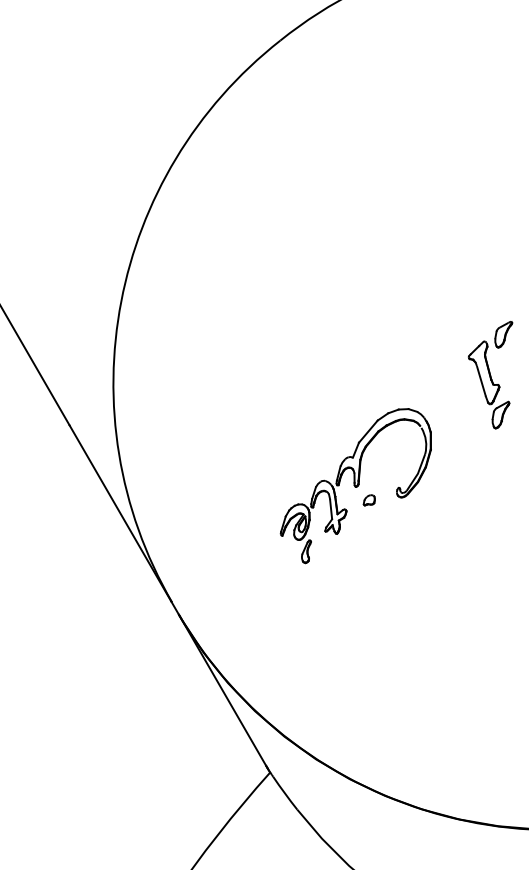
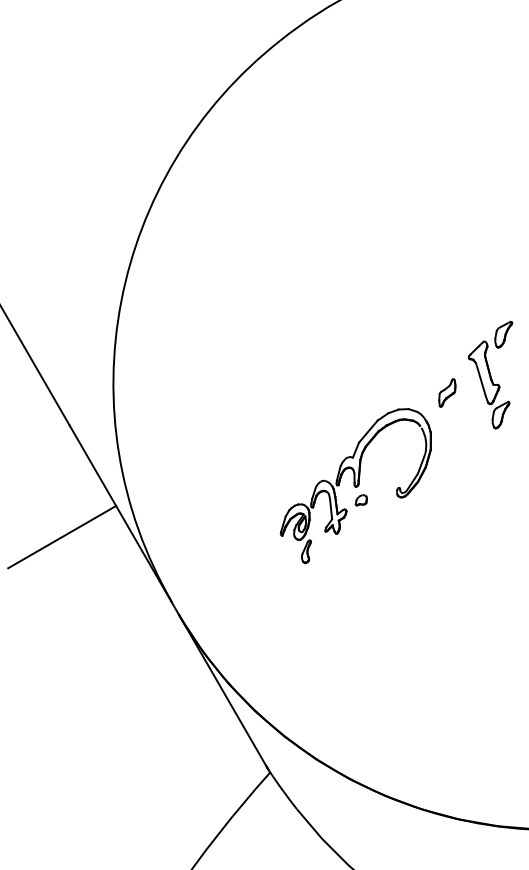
part: none -> present (447, 392)
part position: (368, 500) -> (360, 500) (360, 500)
line: none -> present (62, 536)
